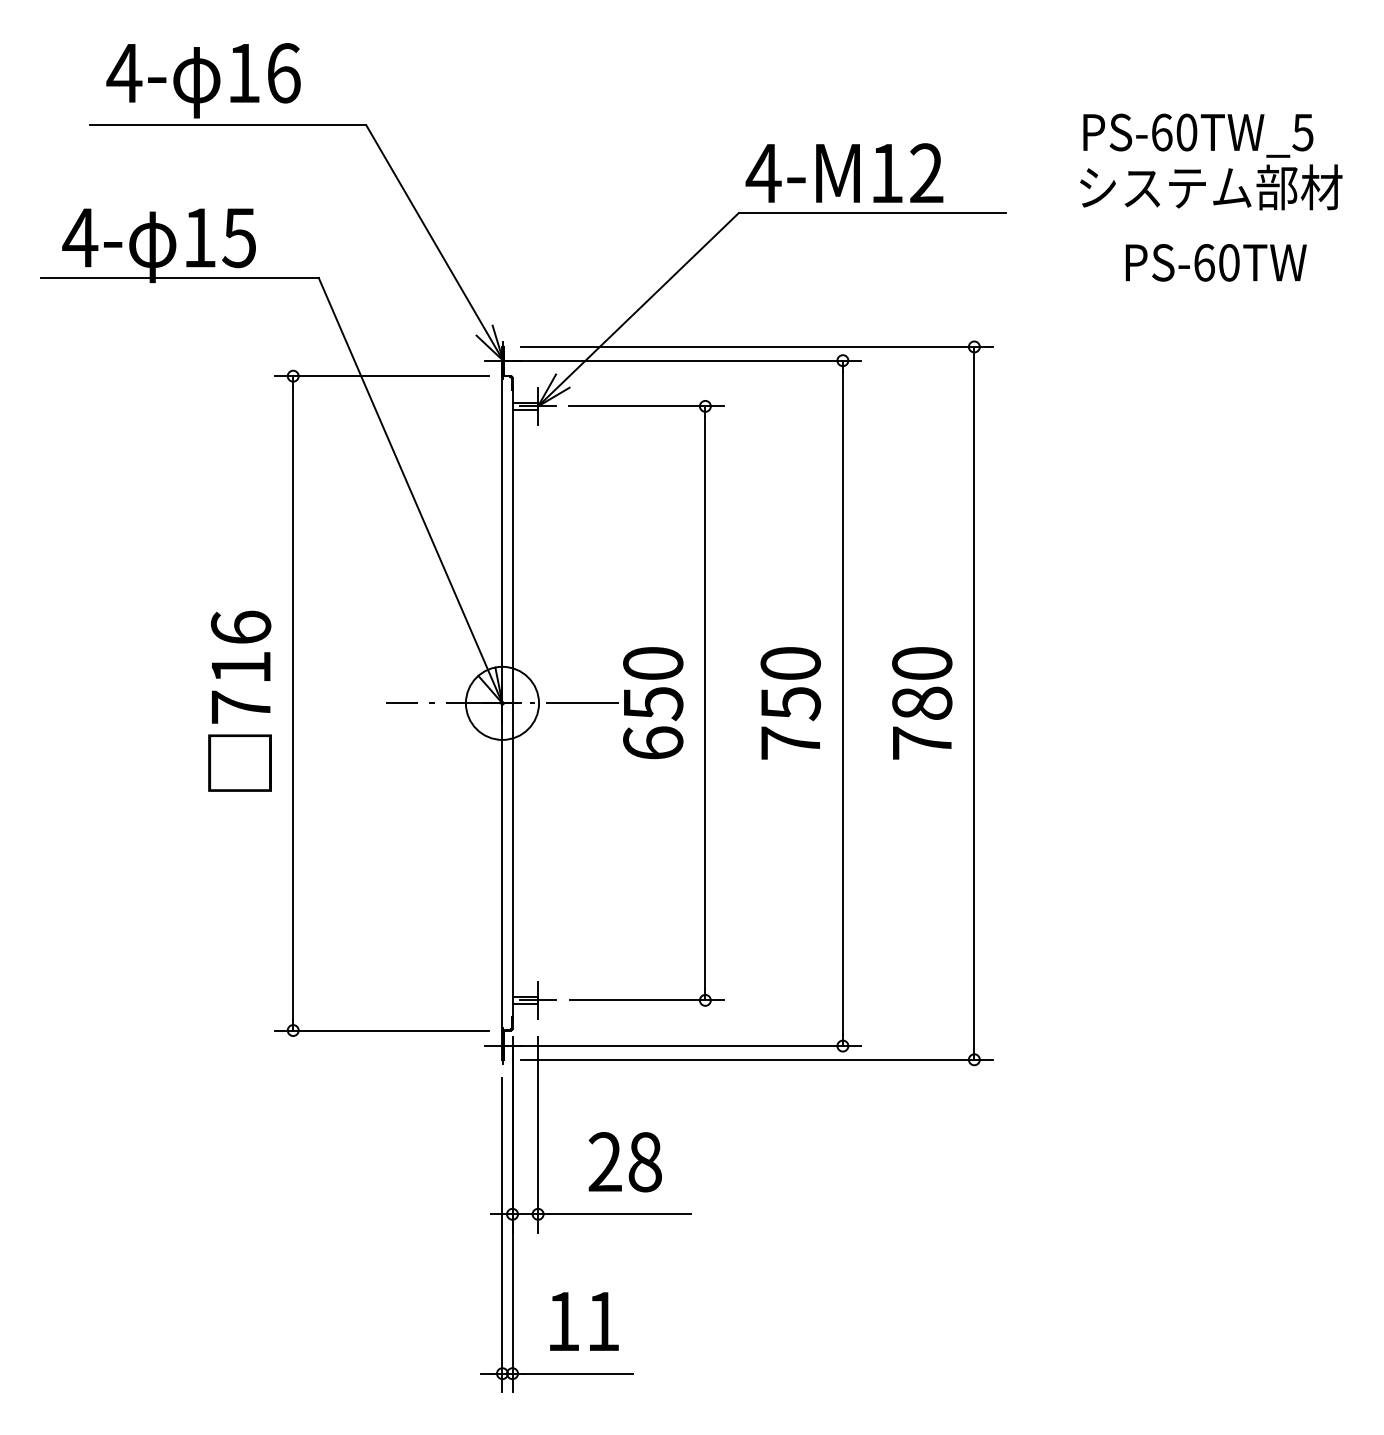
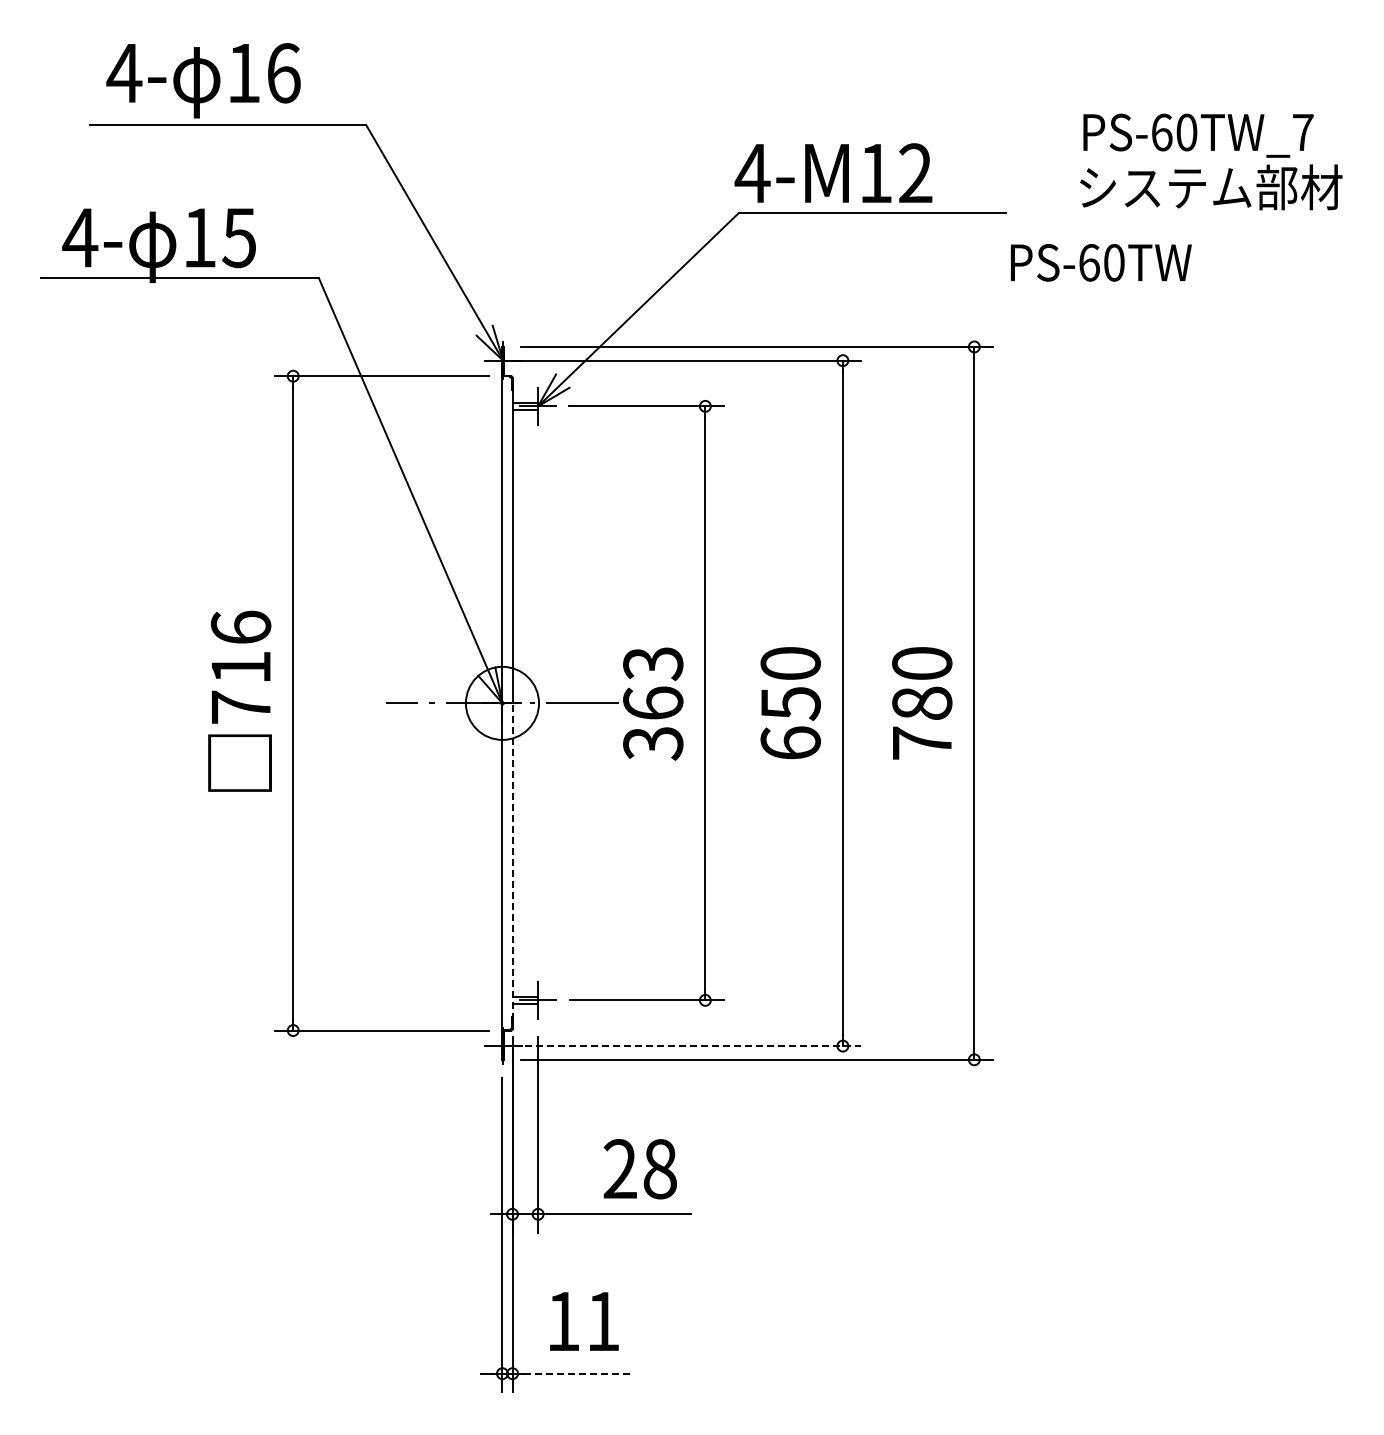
text: PS-60TW_5 -> PS-60TW_7 (1302, 132)
text position: (844, 172) -> (833, 172) (833, 172)
text position: (1216, 262) -> (1101, 262) (1101, 262)
text: 650 -> 363 (653, 703)
text: 750 -> 650 (790, 742)
line: solid -> dashed (512, 861)
line: solid -> dashed (682, 1046)
text position: (624, 1162) -> (639, 1169) (639, 1169)
line: solid -> dashed (578, 1373)
